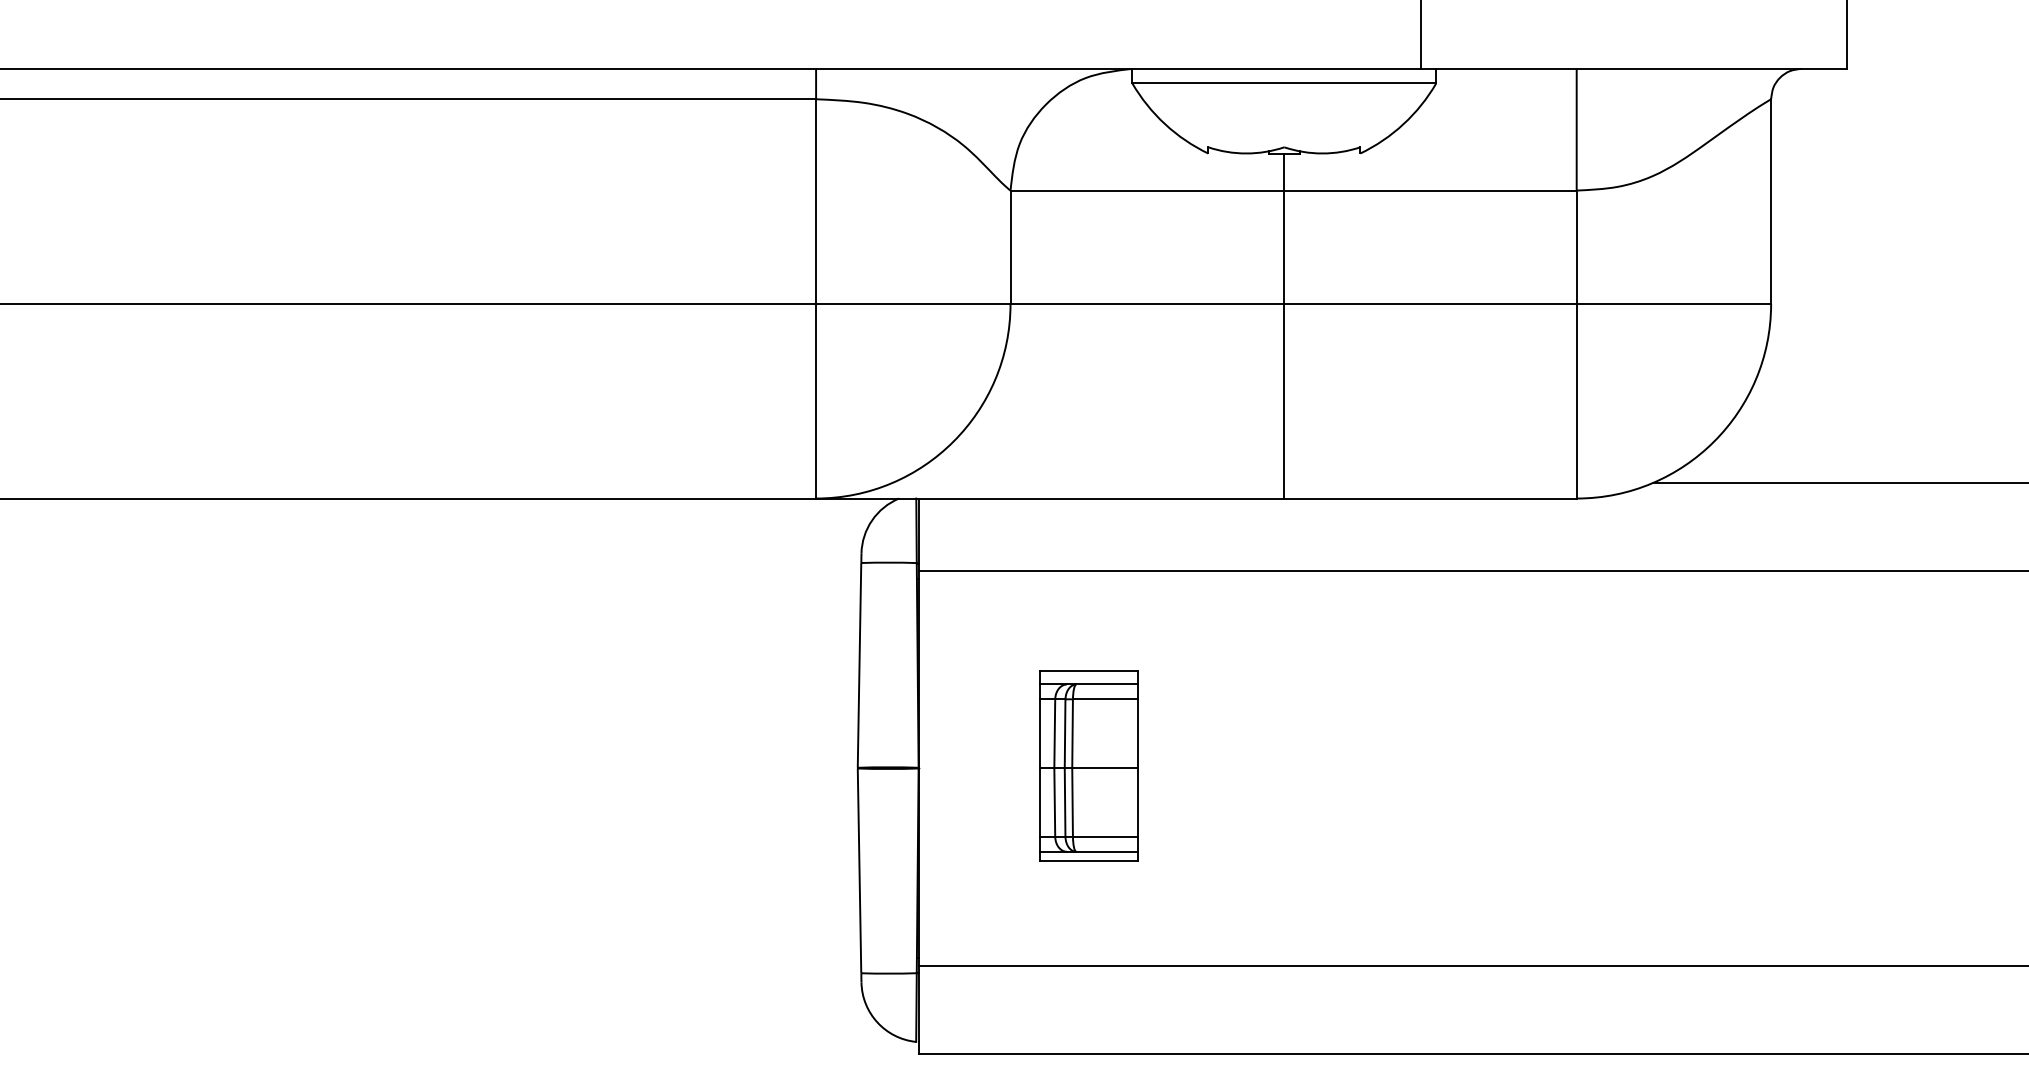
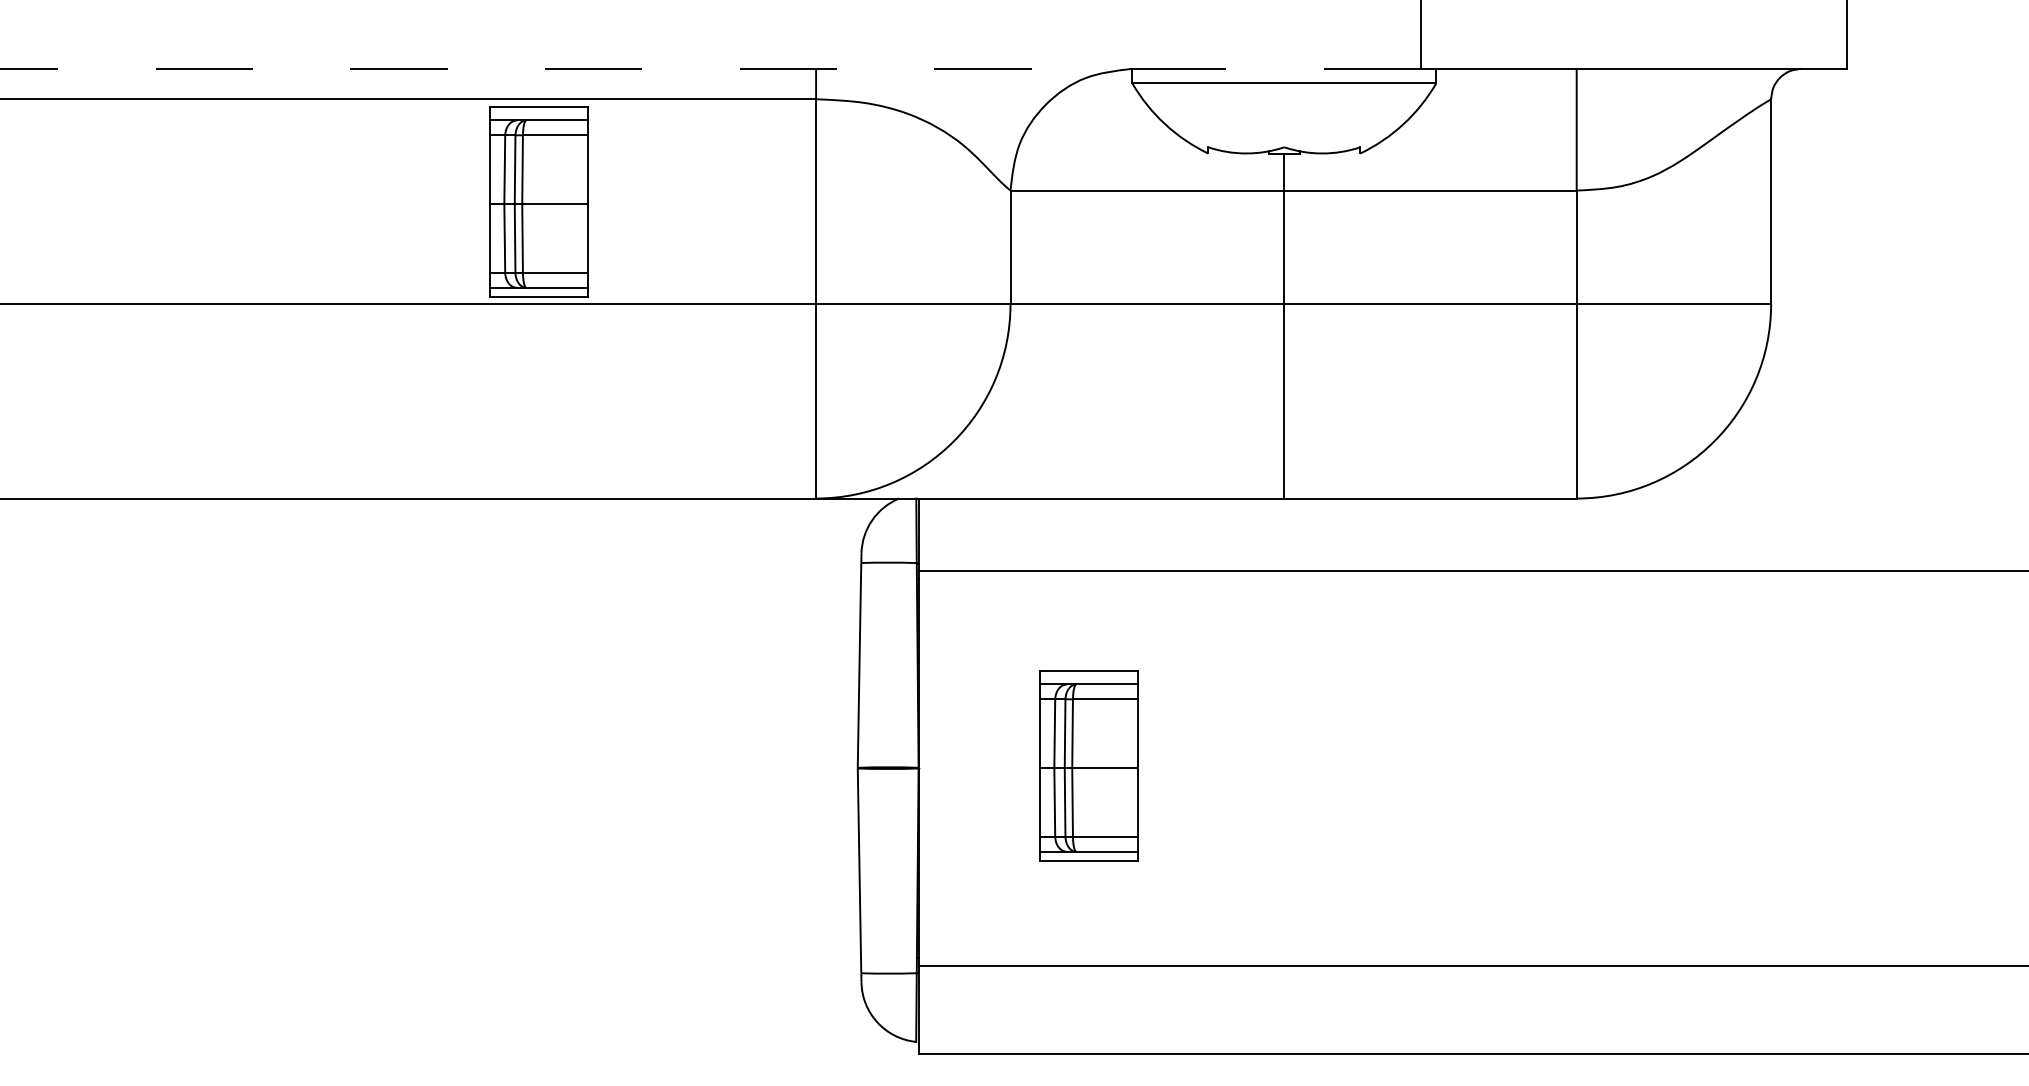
line: solid -> dashed (710, 68)
part: none -> present (538, 201)
line: present -> none (1839, 482)
